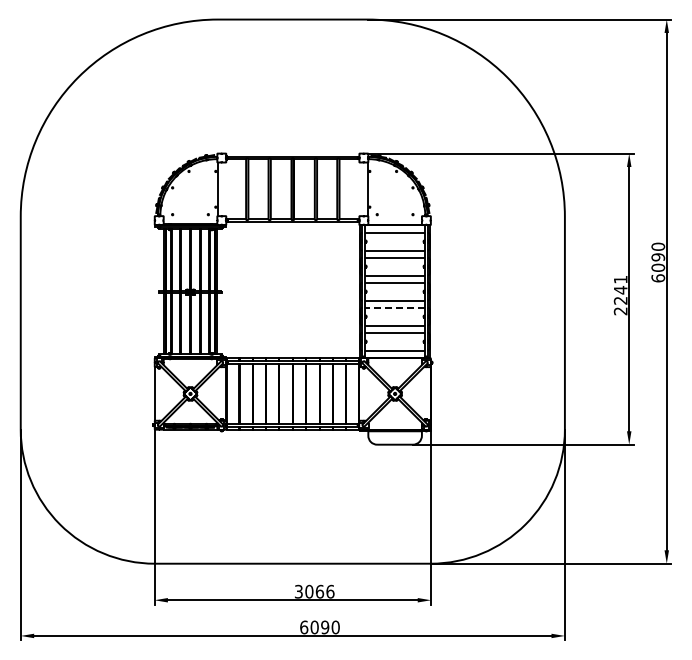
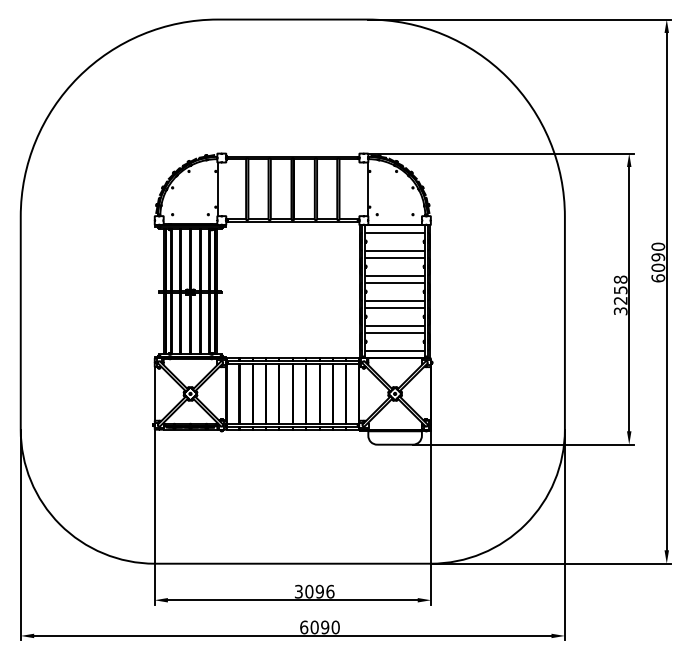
text: 2241 -> 3258 (620, 295)
line: dashed -> solid (395, 307)
text: 3066 -> 3096 (319, 591)
